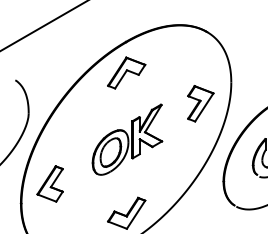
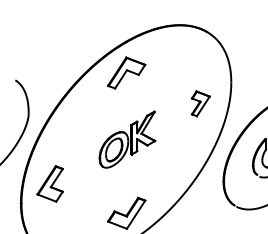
line: present -> none (43, 26)
part size: 28x38 px -> 21x28 px (200, 103)
part size: 73x73 px -> 59x59 px (127, 139)
